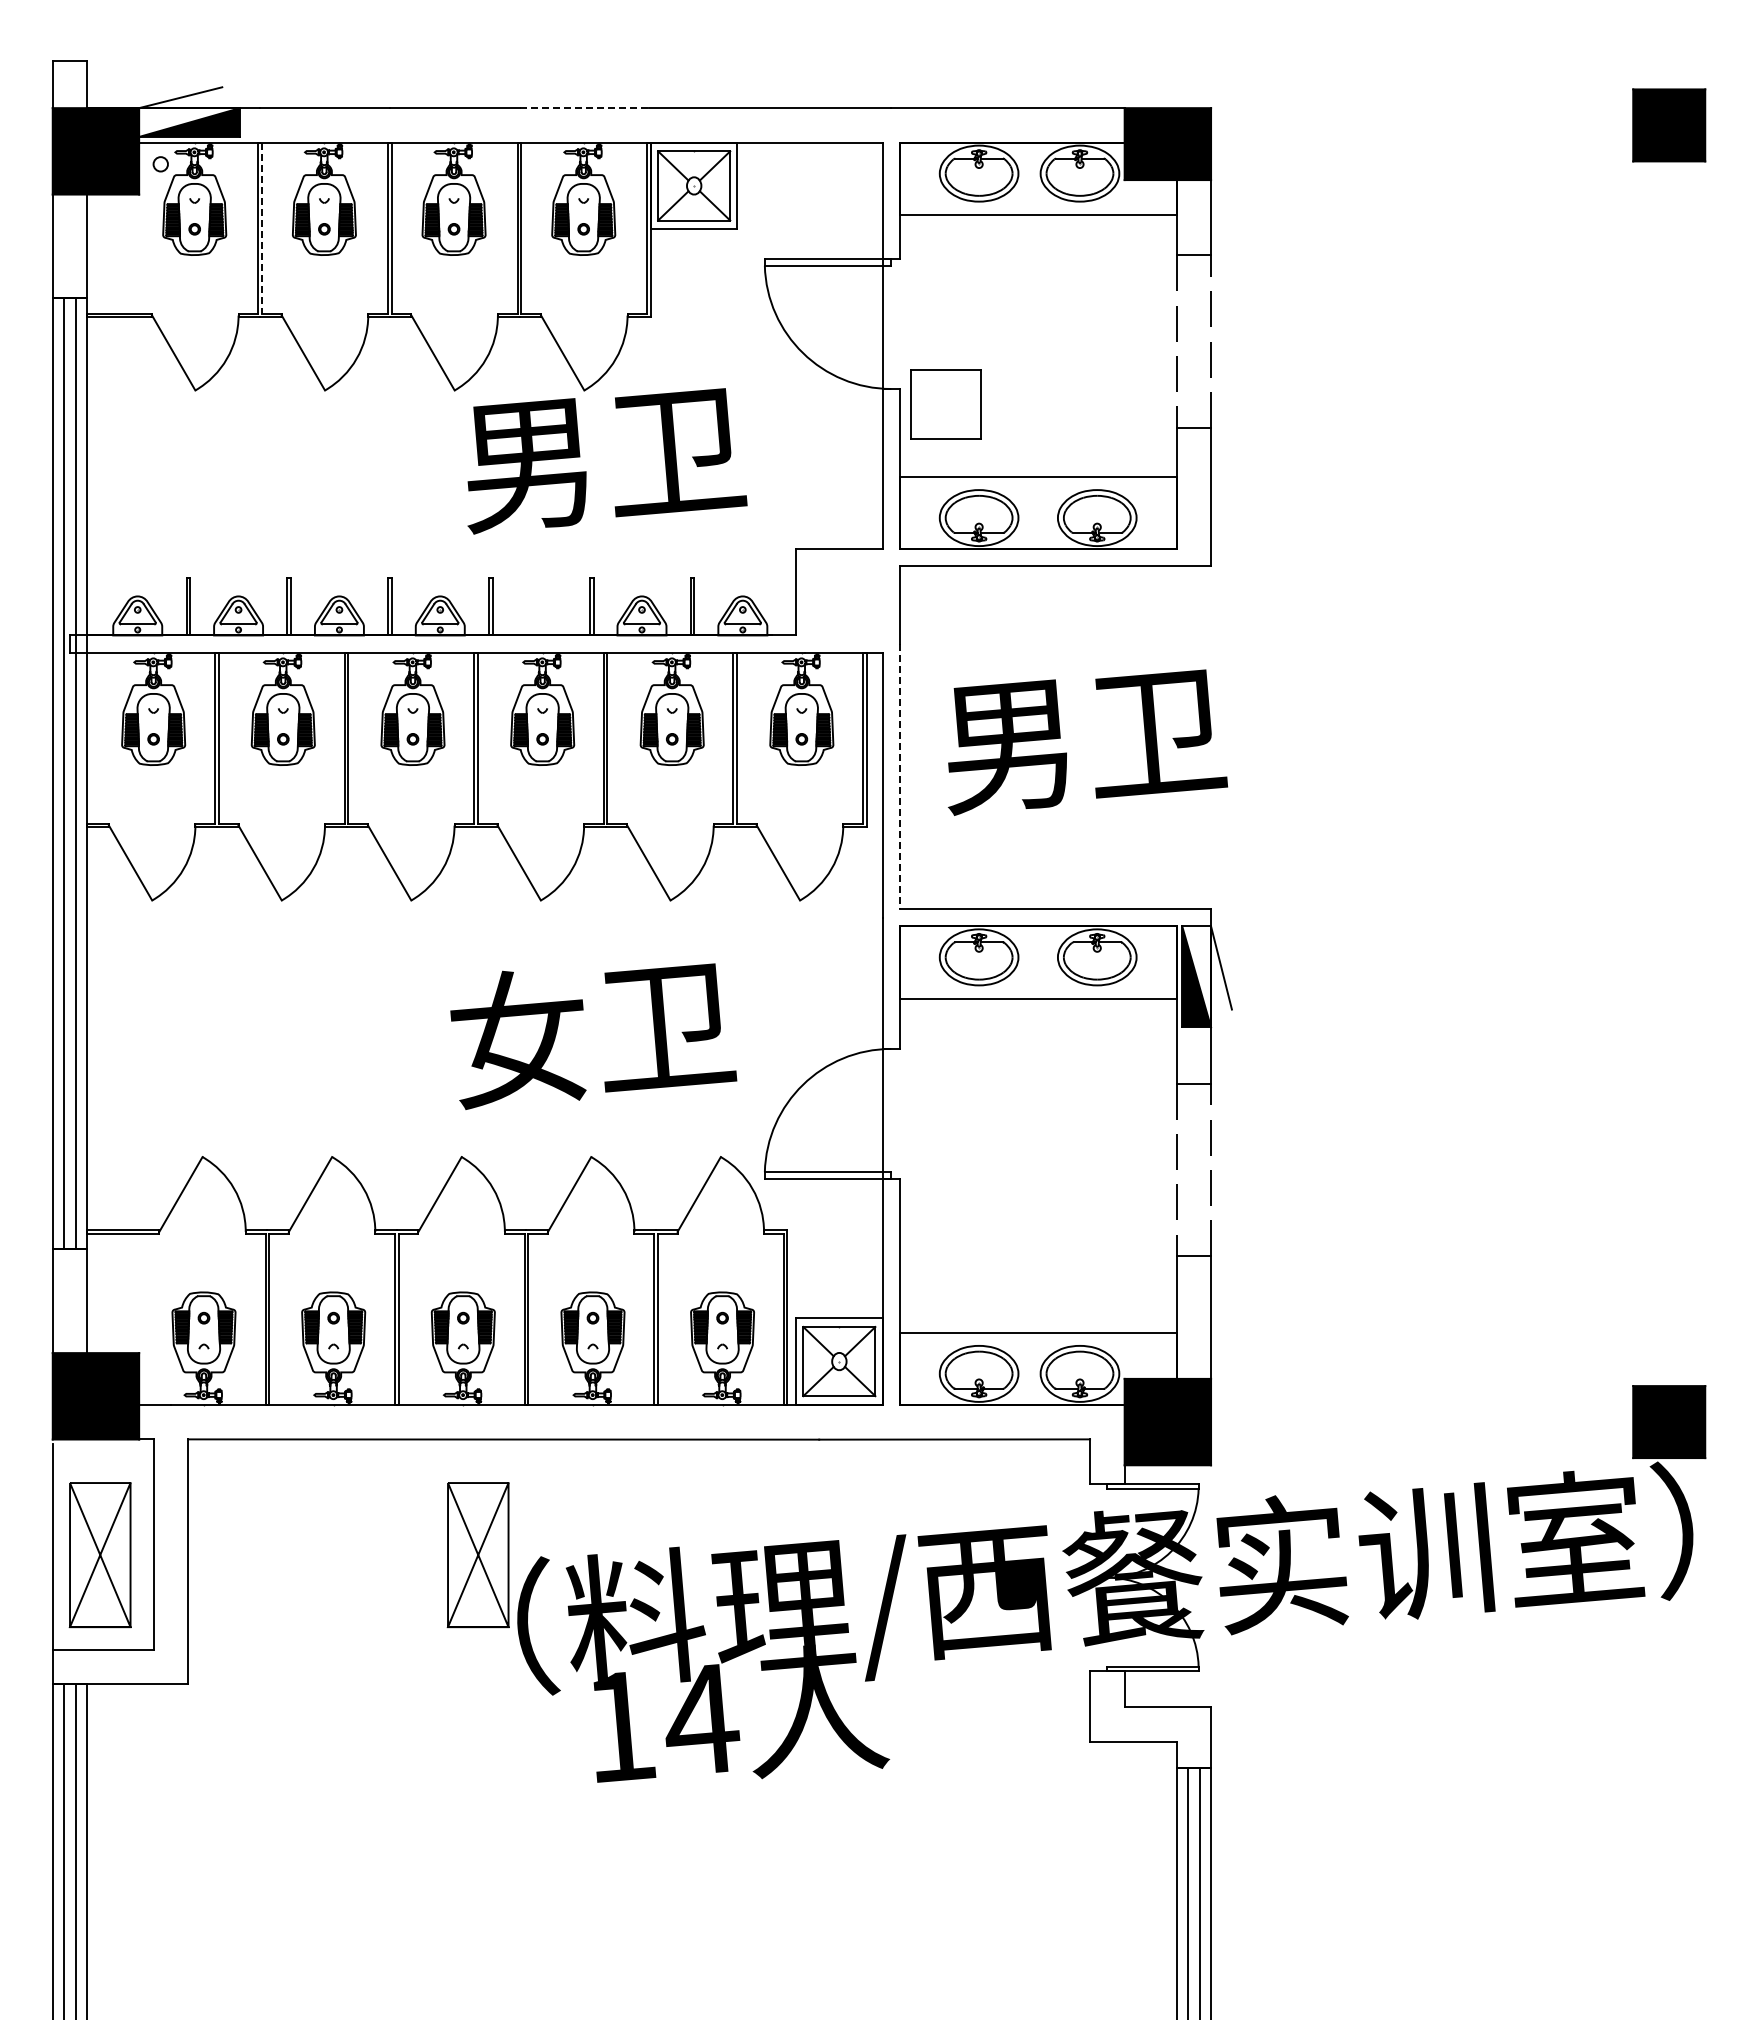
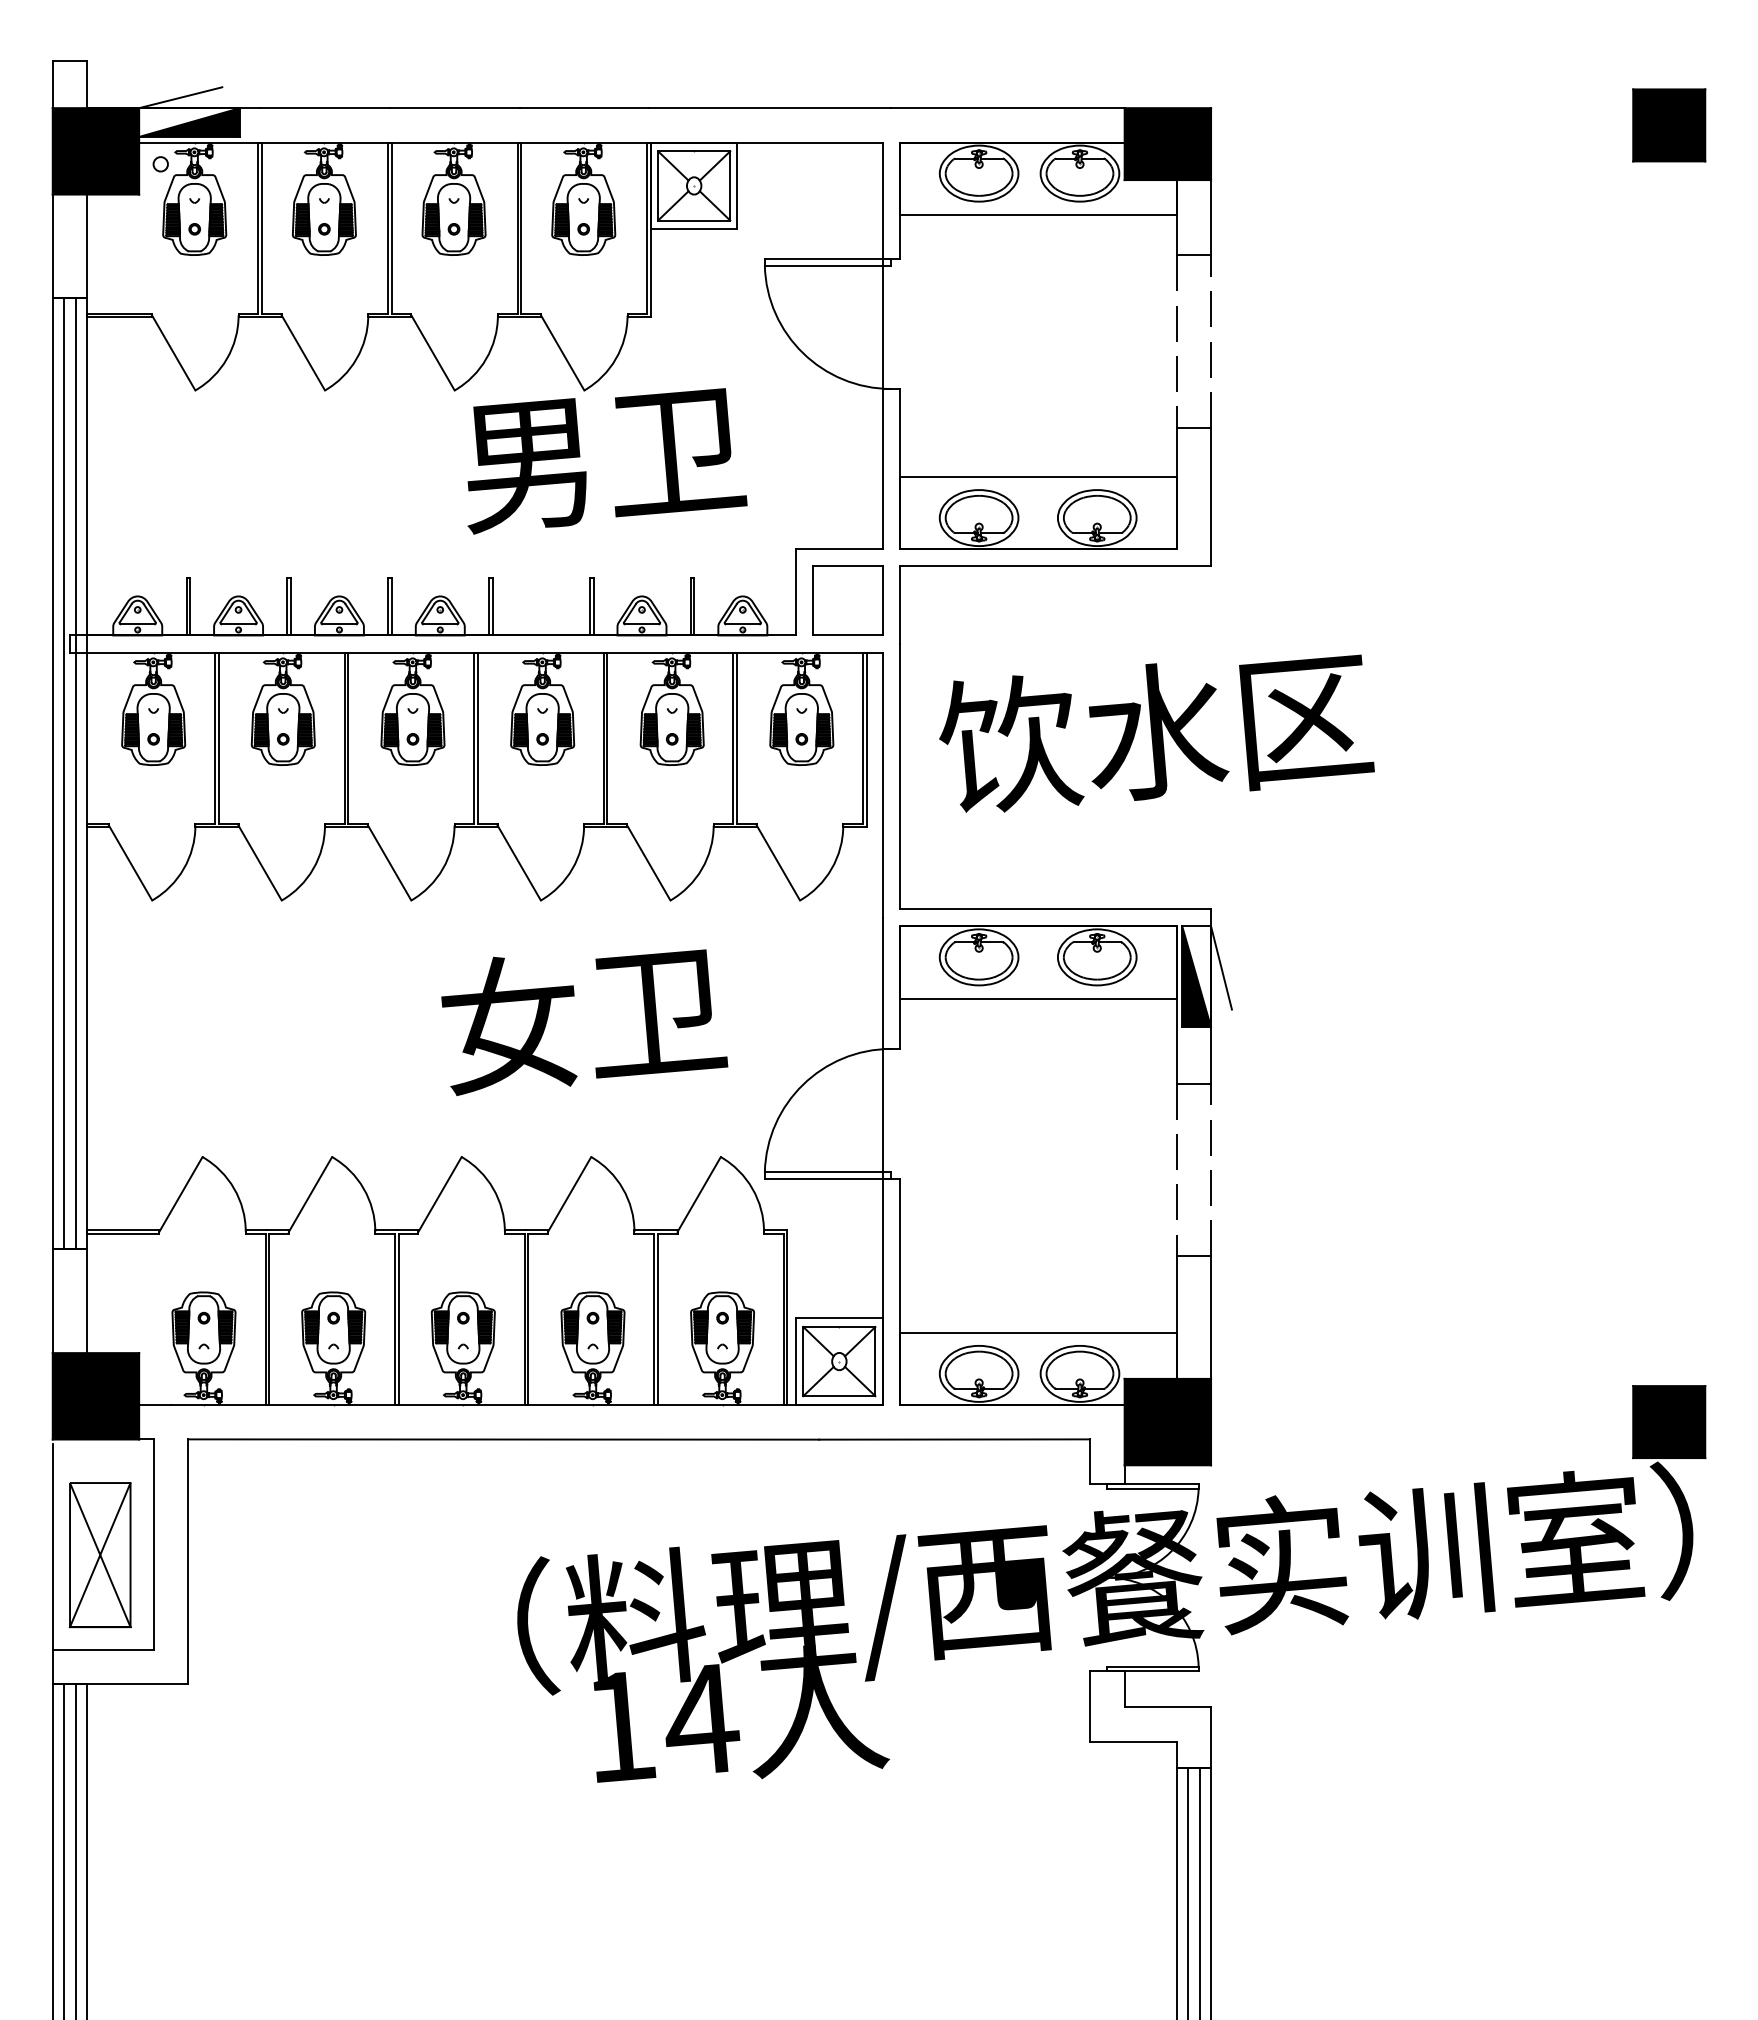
line: dashed -> solid (584, 108)
line: dashed -> solid (262, 228)
part position: (945, 404) -> (847, 600) (847, 600)
text: 男卫 -> 饮水区 (1156, 734)
line: dashed -> solid (899, 776)
text position: (593, 1036) -> (584, 1022) (584, 1022)
curve: present -> none (477, 1555)
